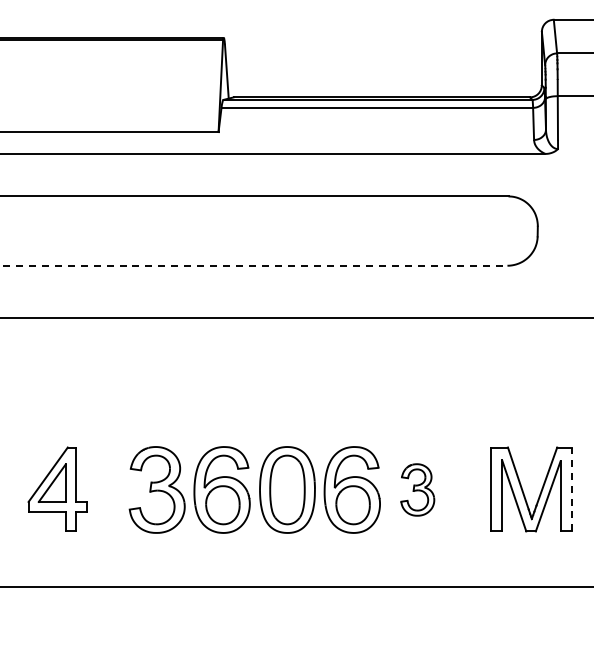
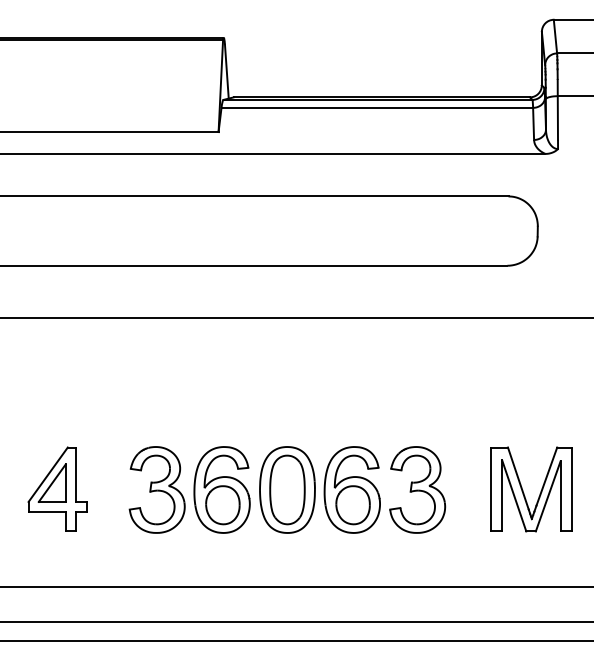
line: dashed -> solid (254, 265)
part size: 36x54 px -> 58x88 px (417, 489)
line: dashed -> solid (571, 489)
line: none -> present (296, 621)
line: none -> present (296, 641)
